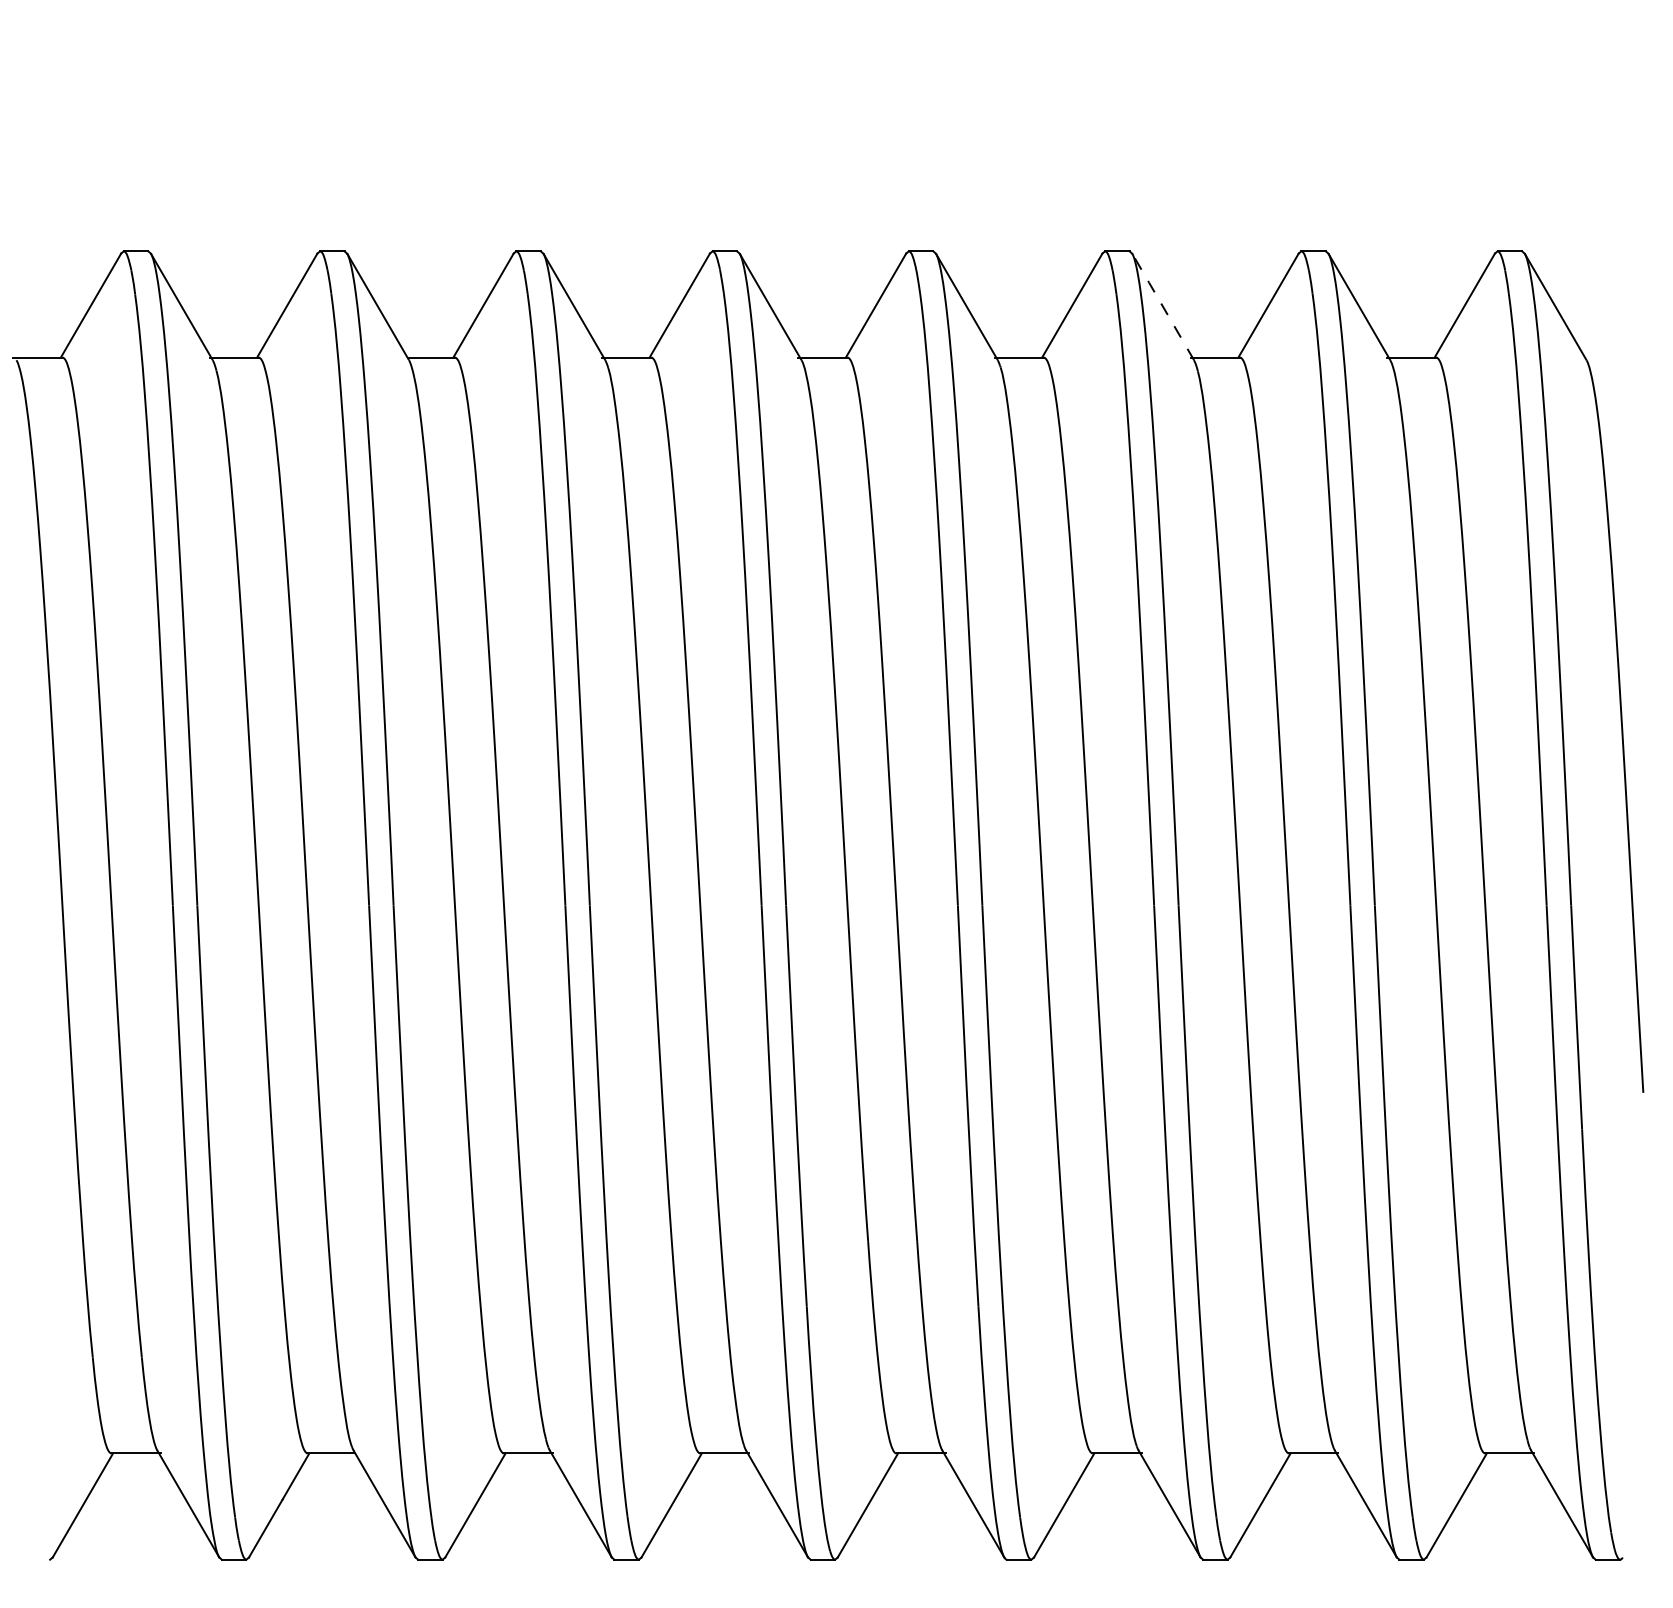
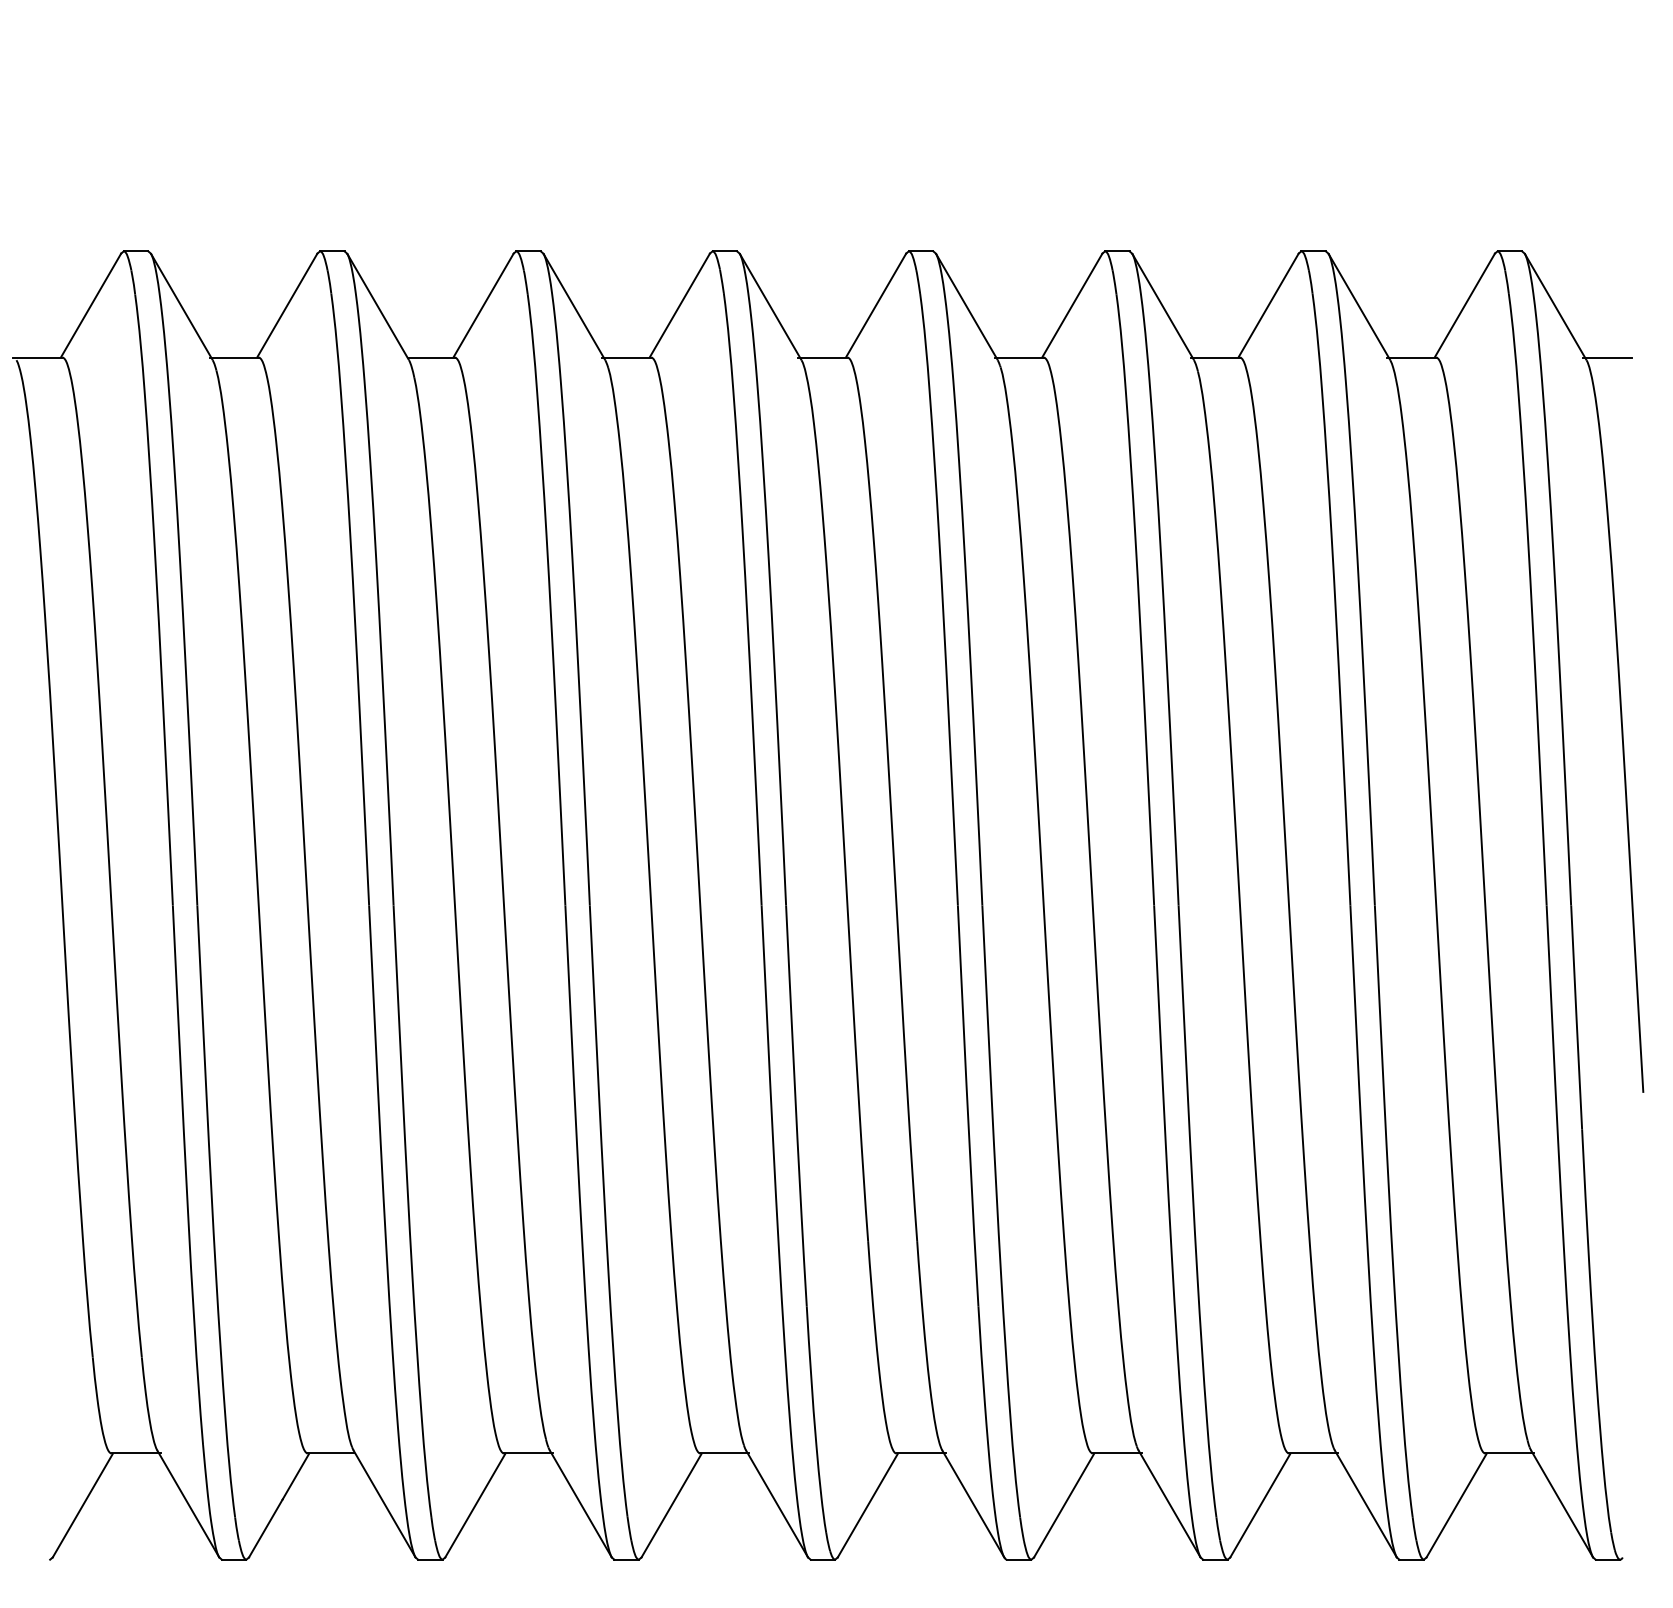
line: dashed -> solid (1162, 305)
line: none -> present (1607, 357)
